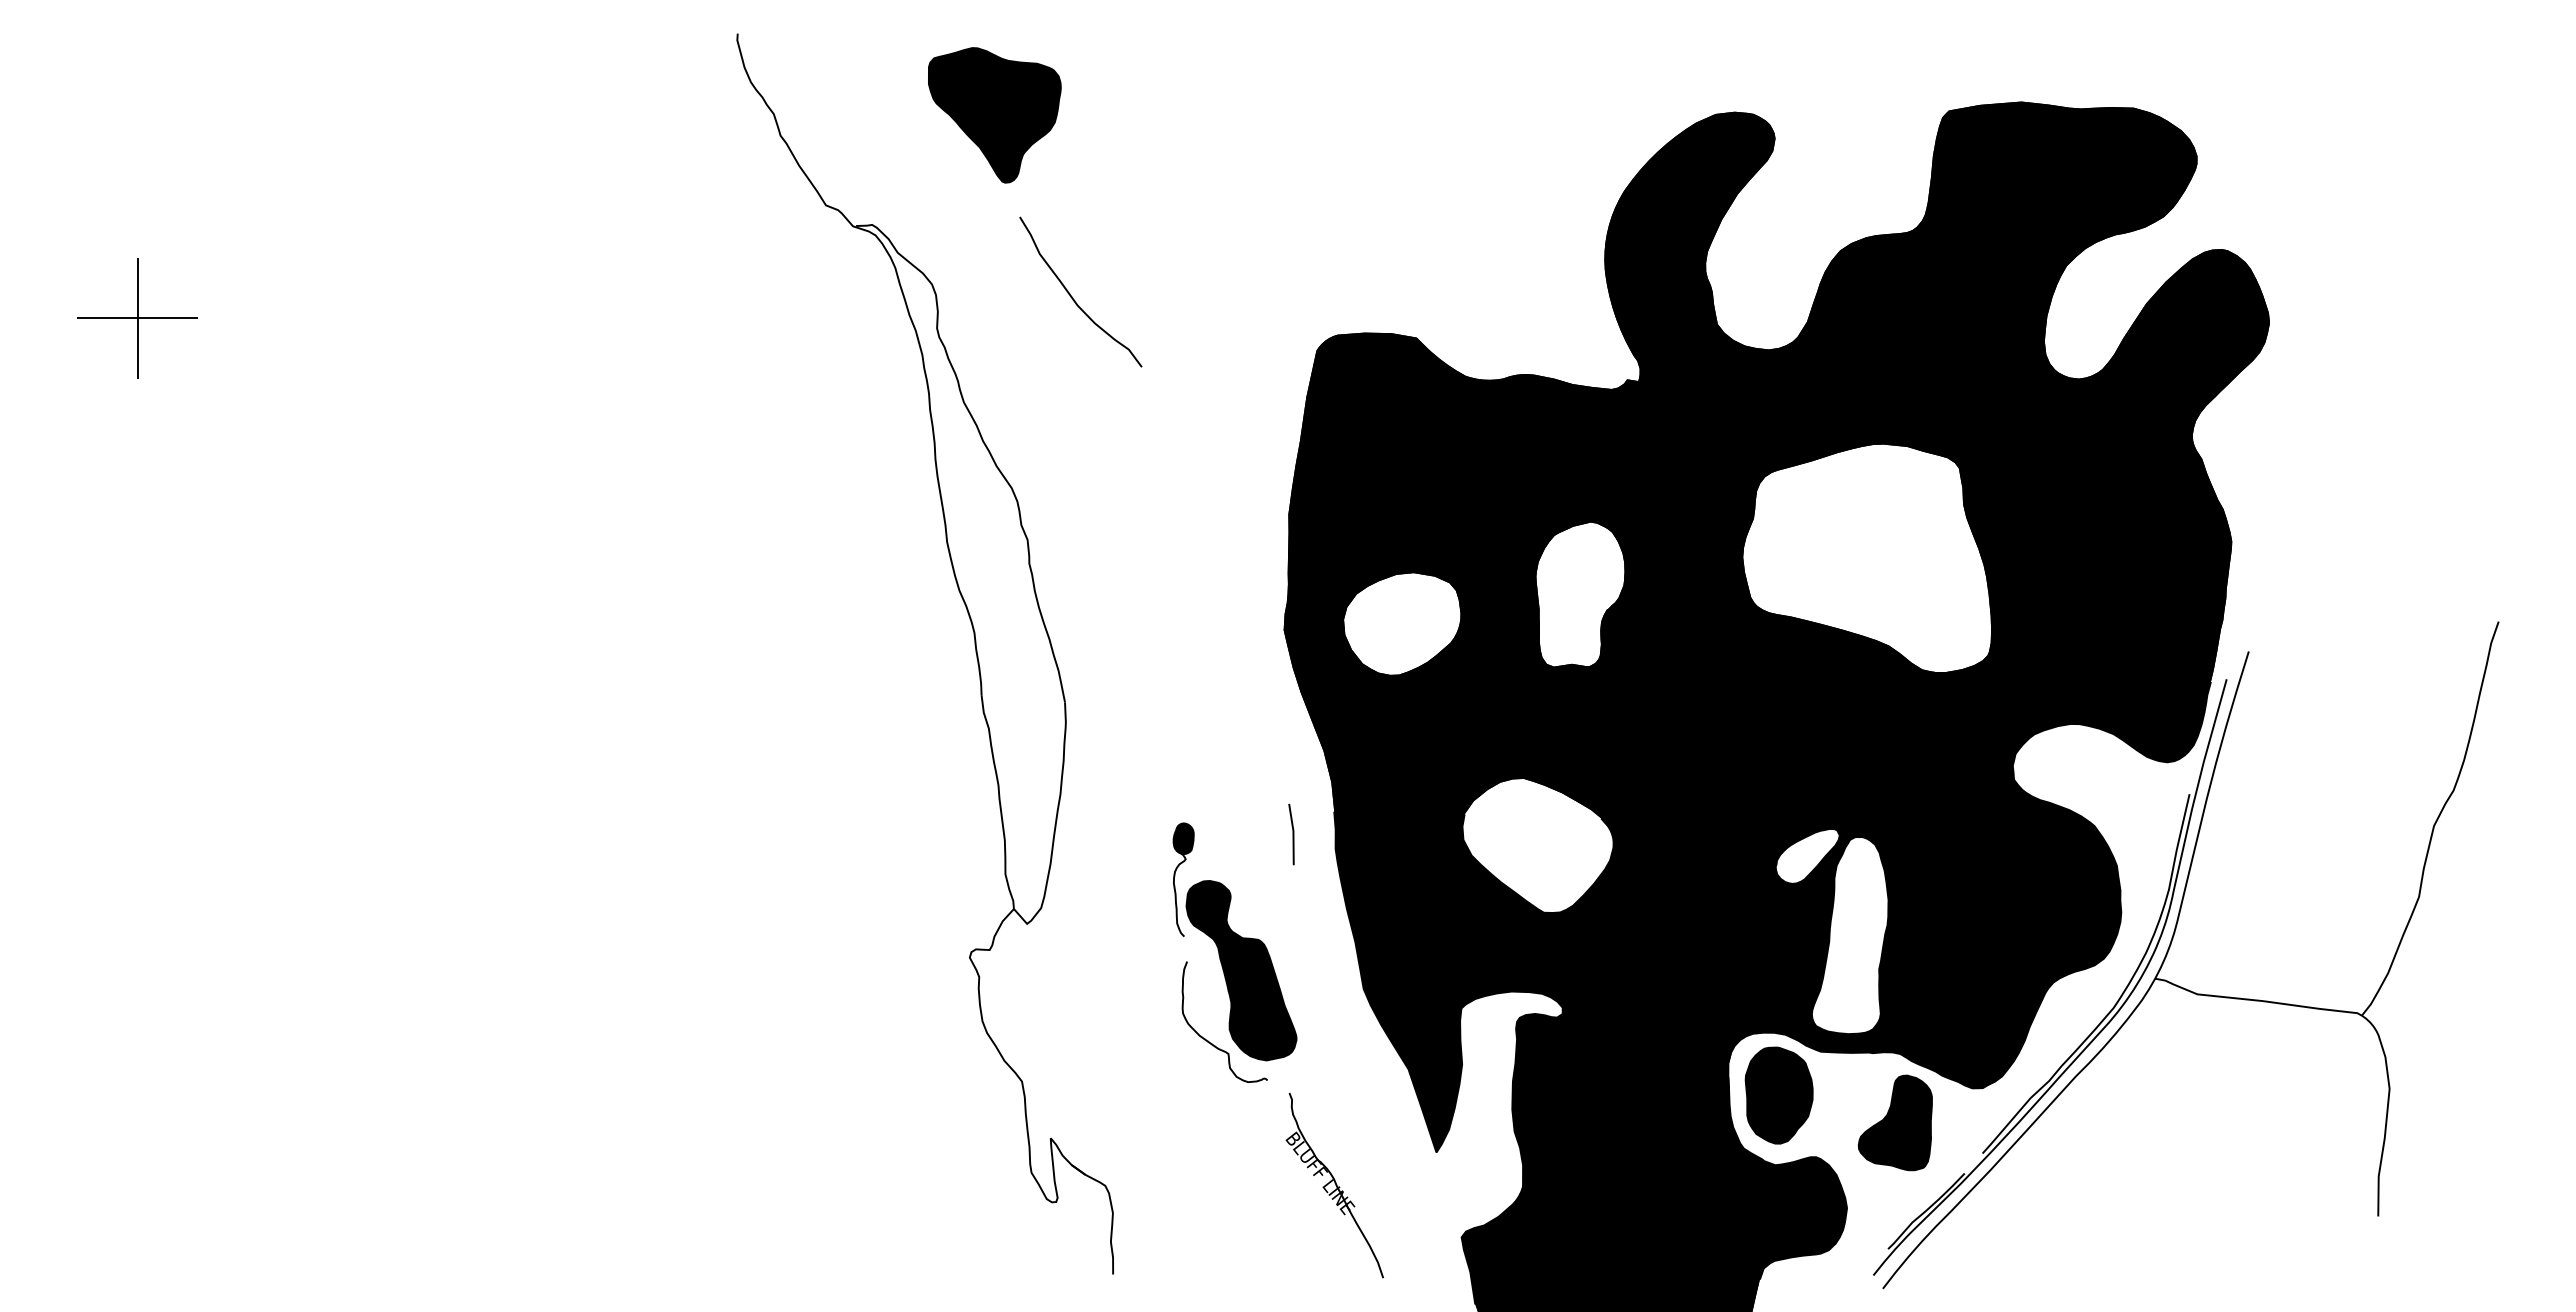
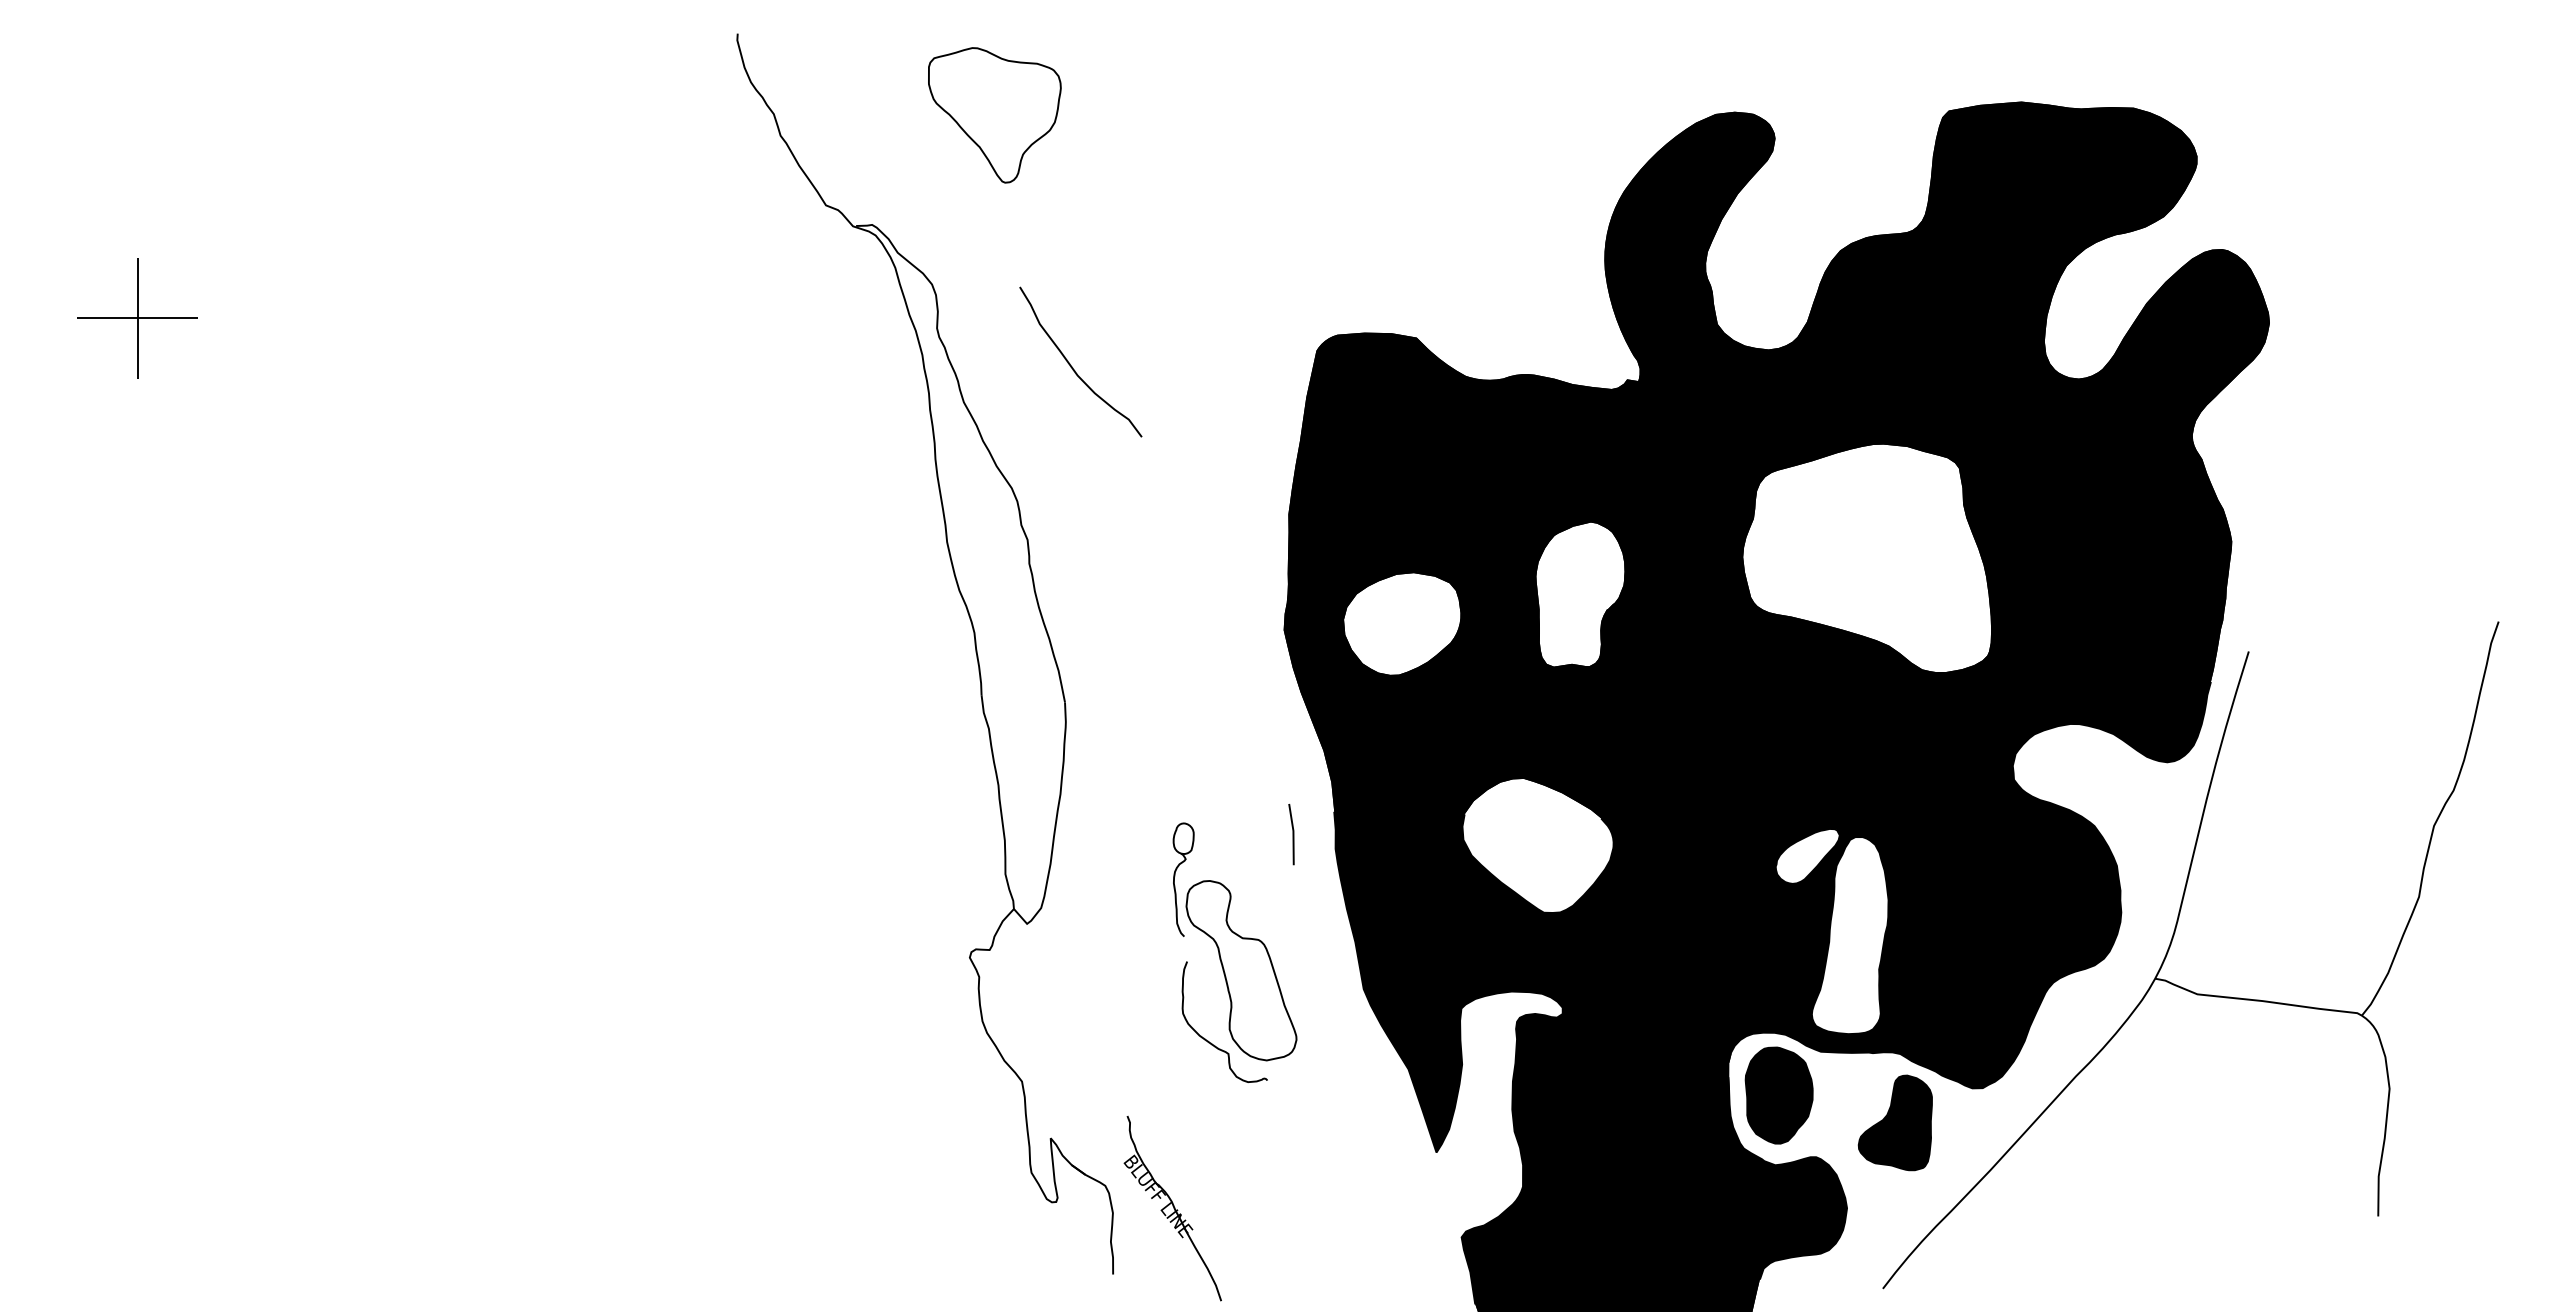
fill: present -> none (994, 115)
curve position: (1072, 296) -> (1072, 366) (1072, 366)
fill: present -> none (1183, 838)
fill: present -> none (1241, 970)
part: present -> none (2099, 1022)
part position: (1334, 1185) -> (1172, 1208) (1172, 1208)
